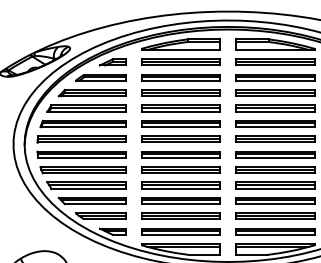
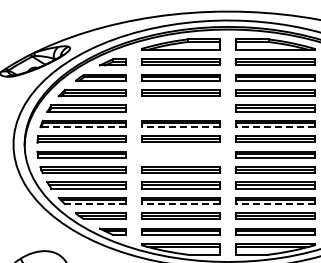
part: present -> none (180, 108)
line: solid -> dashed (83, 127)
line: solid -> dashed (180, 127)
line: solid -> dashed (275, 127)
part: present -> none (180, 154)
line: solid -> dashed (94, 204)
line: solid -> dashed (180, 204)
line: solid -> dashed (275, 204)
